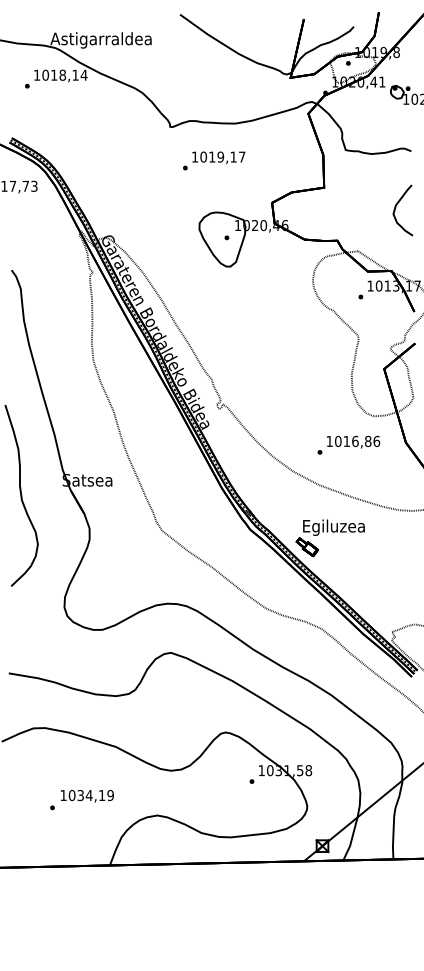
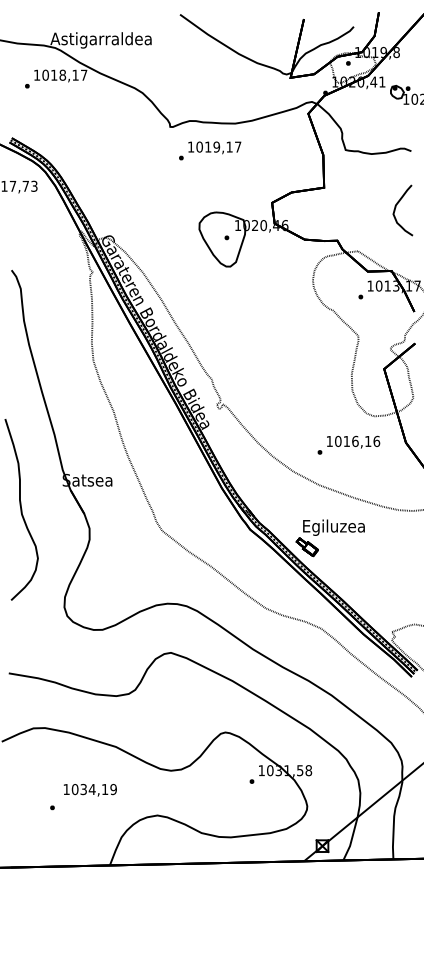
text: 1018,14 -> 1018,17 (83, 74)
text position: (214, 160) -> (210, 150) (210, 150)
text: 1016,86 -> 1016,16 (368, 441)
curve position: (21, 495) -> (21, 509) (21, 509)
text position: (86, 796) -> (89, 790) (89, 790)
